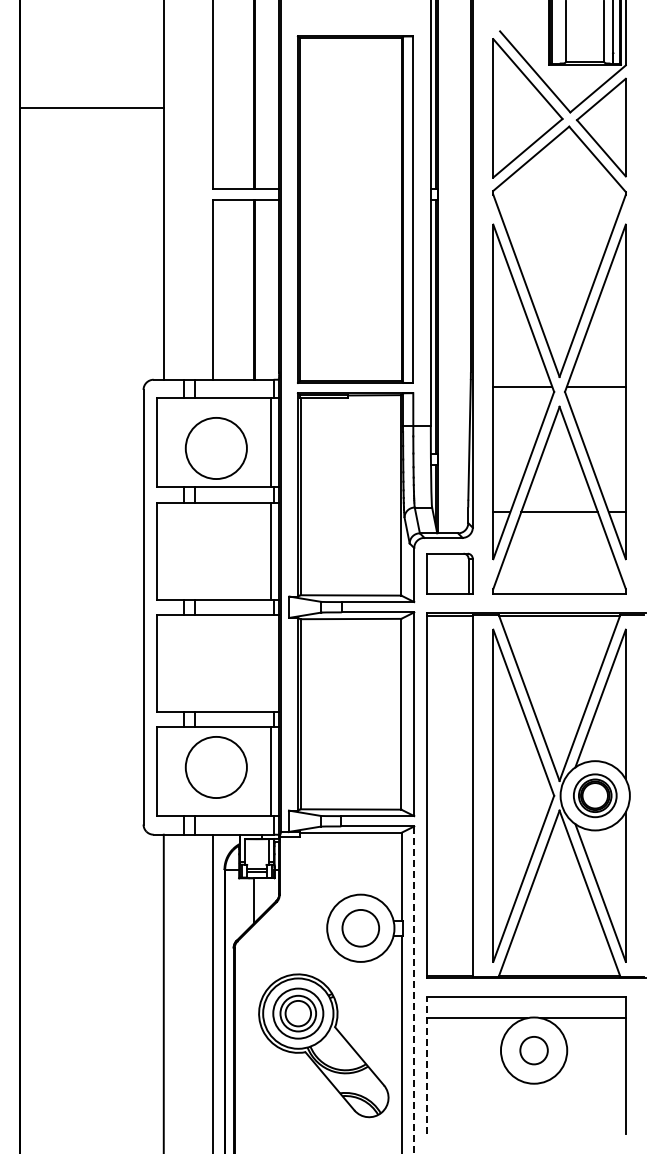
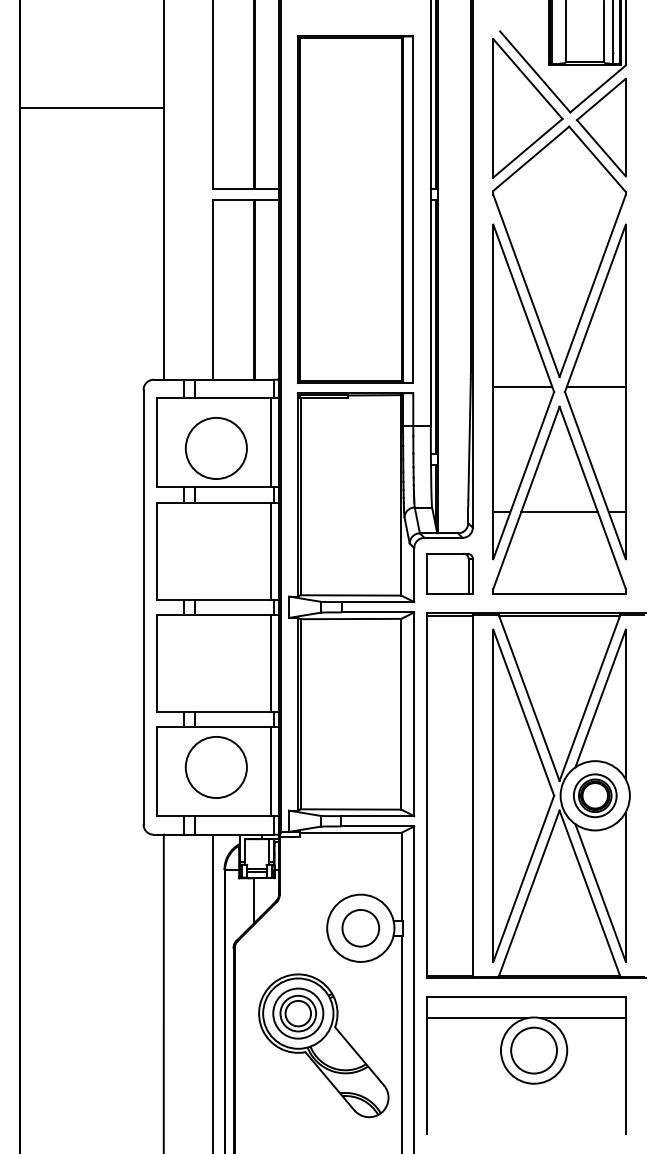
line: none -> present (270, 662)
line: dashed -> solid (414, 990)
circle diameter: 28 px -> 46 px (534, 1050)
line: dashed -> solid (427, 1065)
